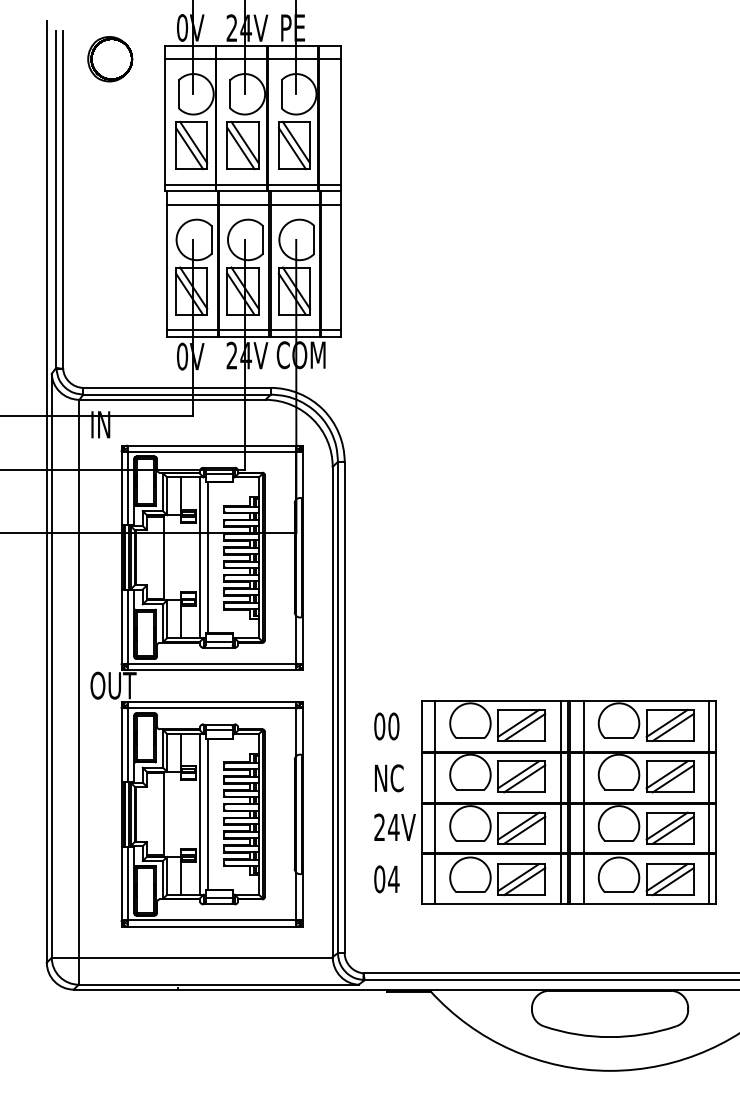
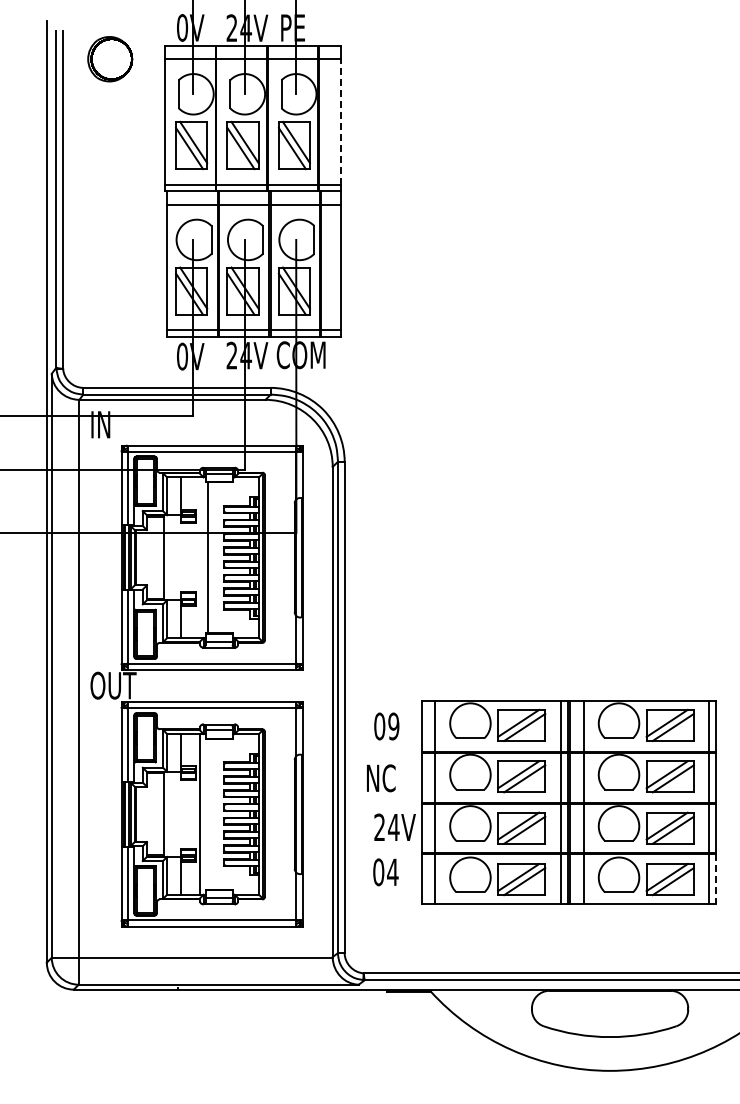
line: solid -> dashed (341, 121)
line: present -> none (200, 557)
text: 00 -> 09 (393, 726)
text position: (389, 778) -> (381, 778) (381, 778)
line: present -> none (208, 814)
line: solid -> dashed (716, 878)
text position: (386, 879) -> (385, 872) (385, 872)
